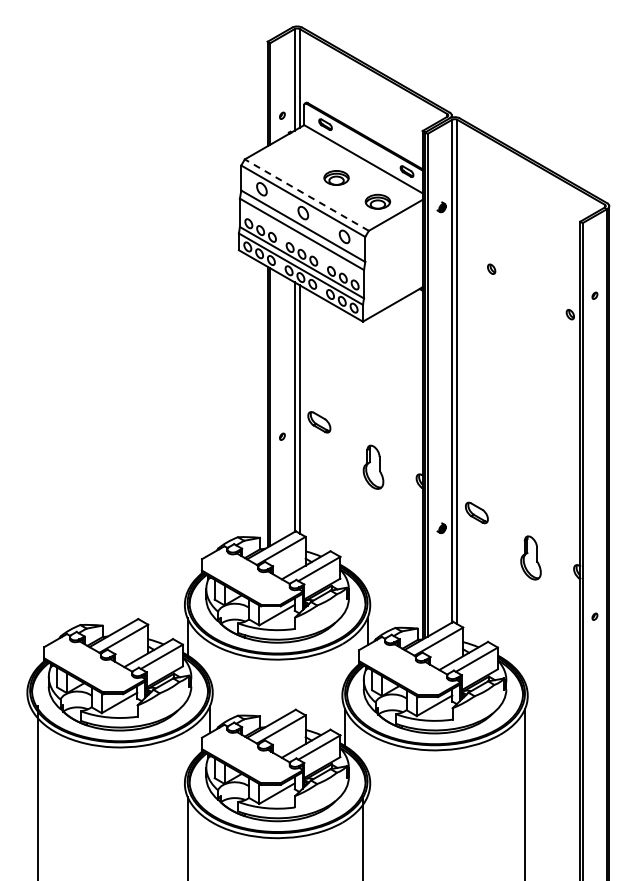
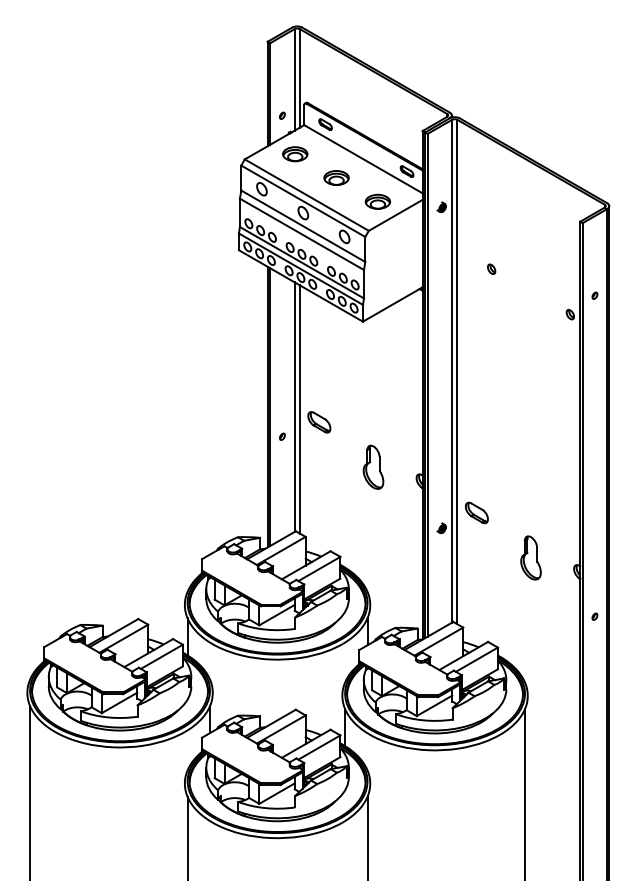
part: none -> present (295, 154)
line: dashed -> solid (306, 195)
line position: (38, 791) -> (30, 791) (30, 791)
line position: (362, 836) -> (367, 836) (367, 836)
